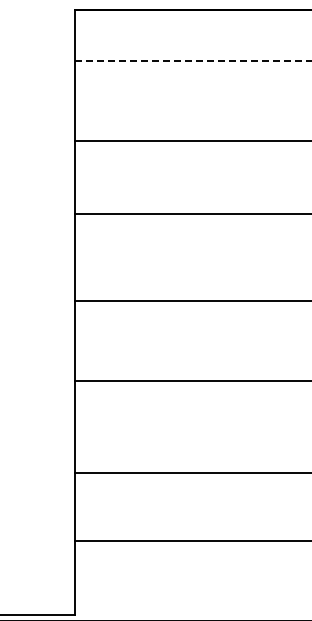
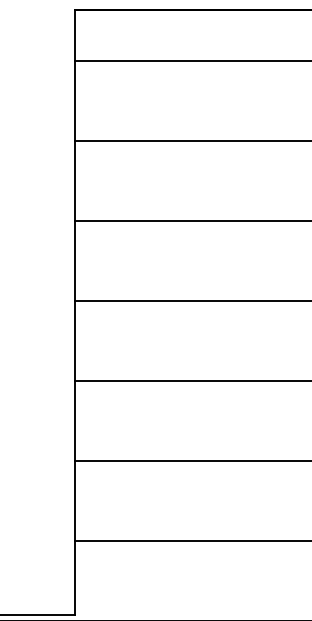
line: dashed -> solid (193, 60)
line position: (191, 213) -> (191, 220) (191, 220)
line position: (191, 472) -> (191, 460) (191, 460)
